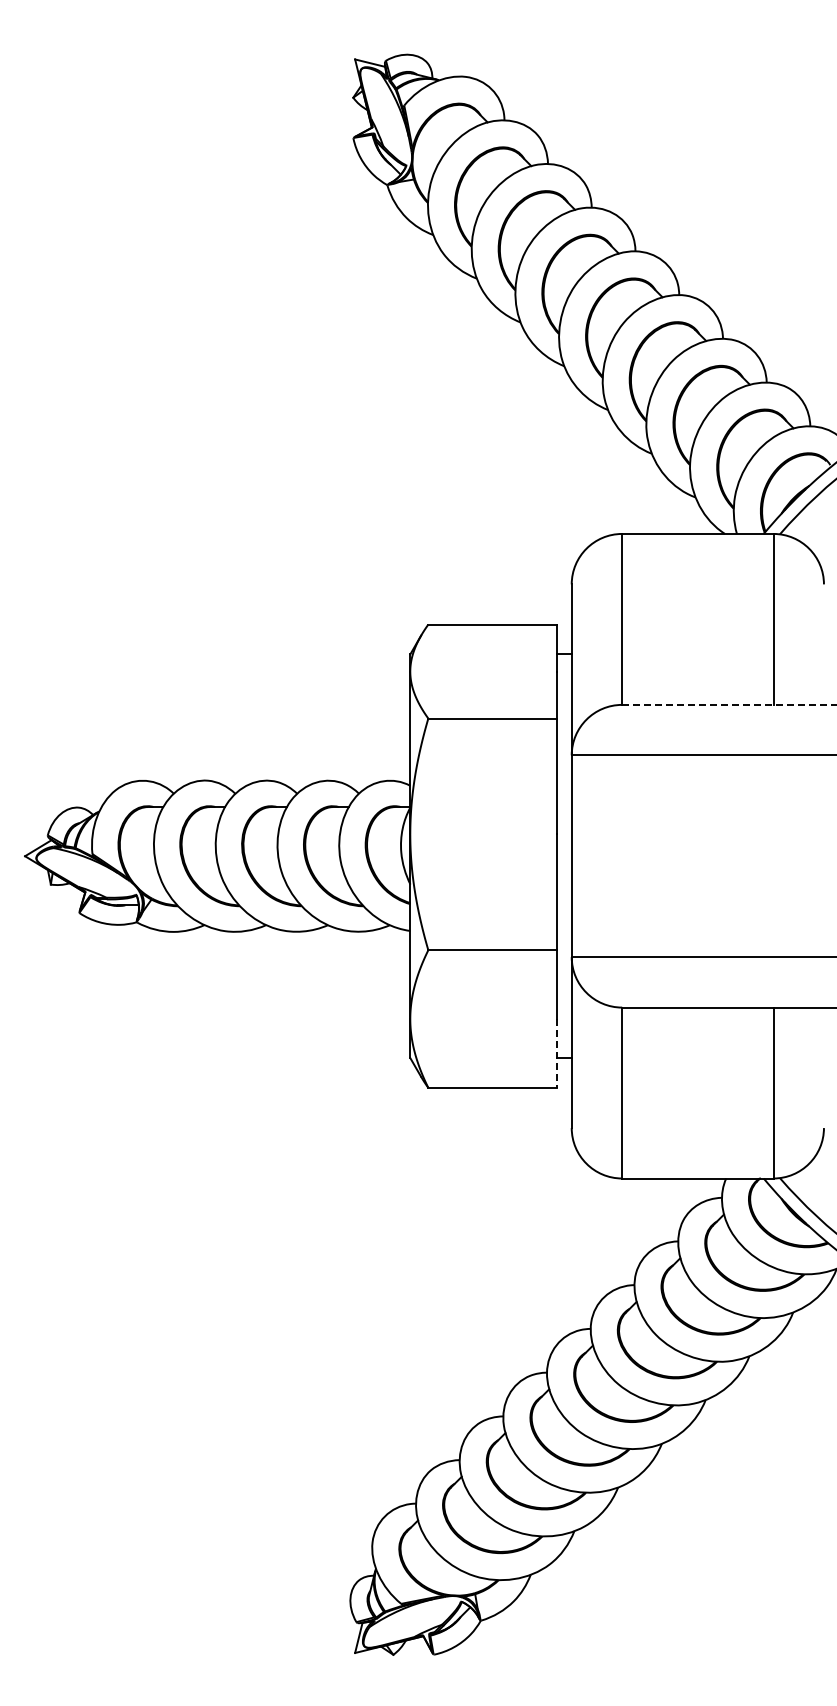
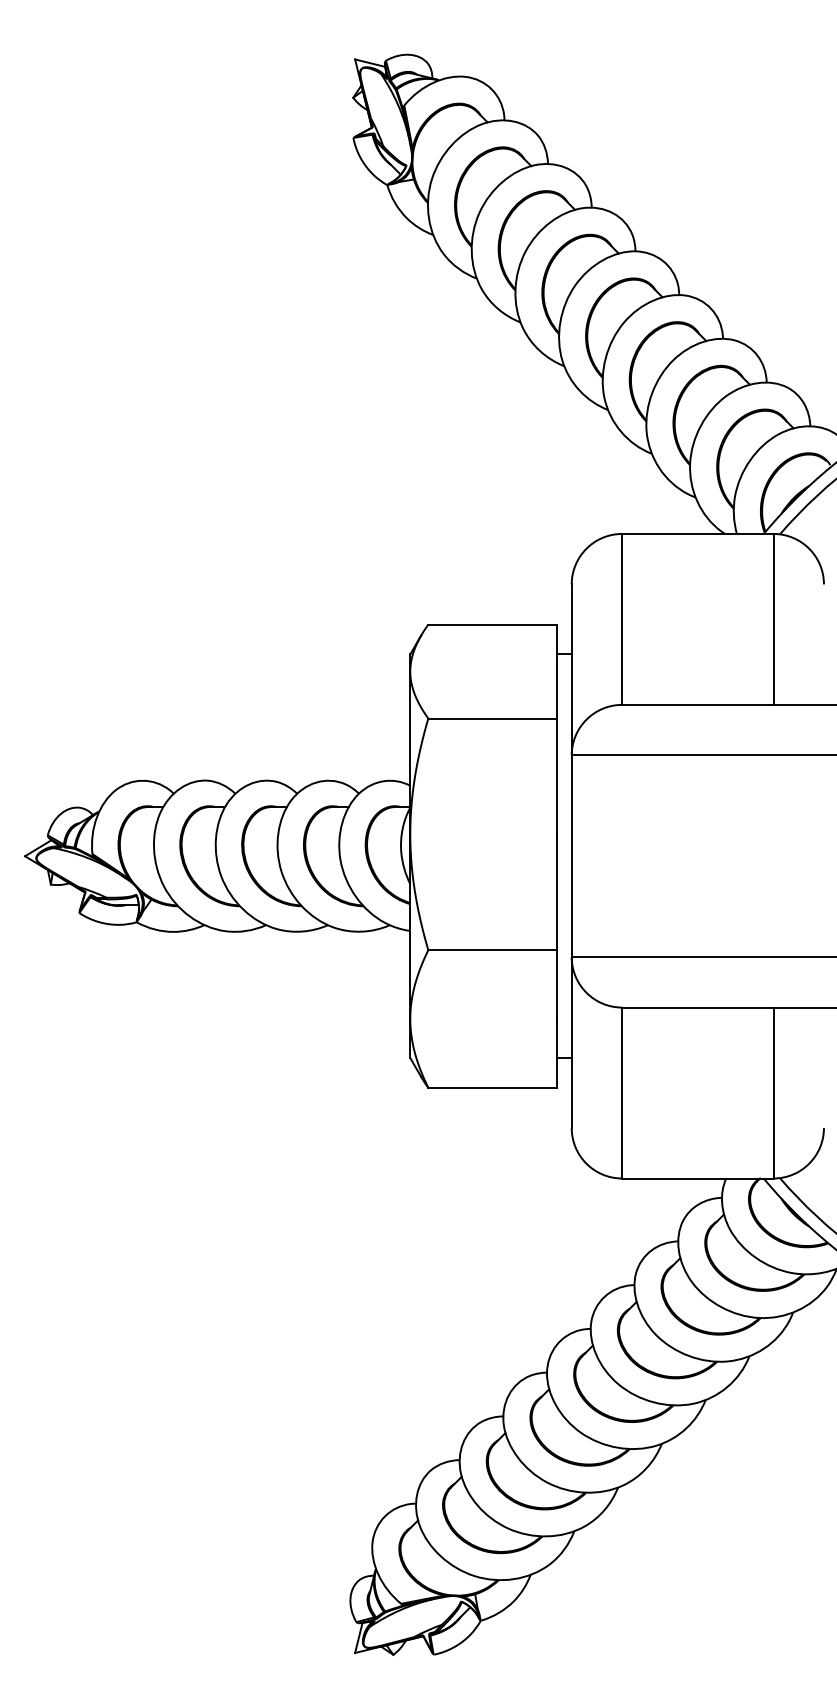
line: dashed -> solid (729, 704)
line: dashed -> solid (556, 1053)
